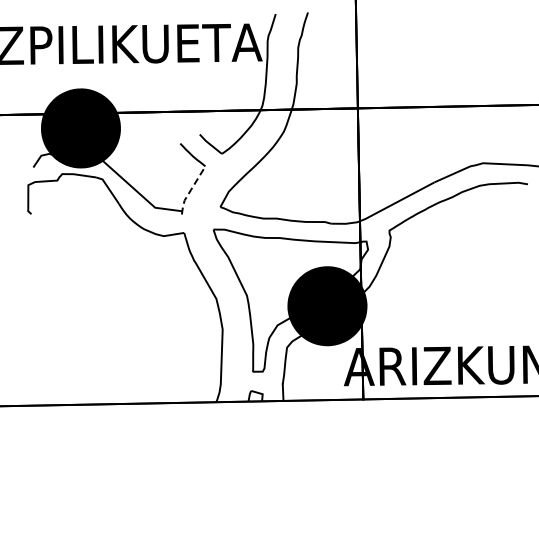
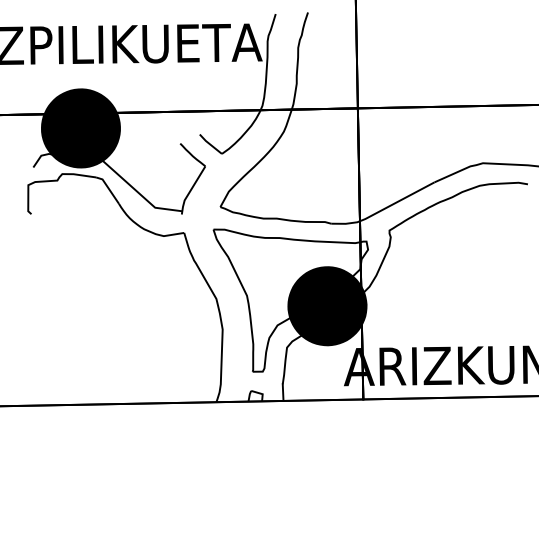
line: dashed -> solid (190, 190)
